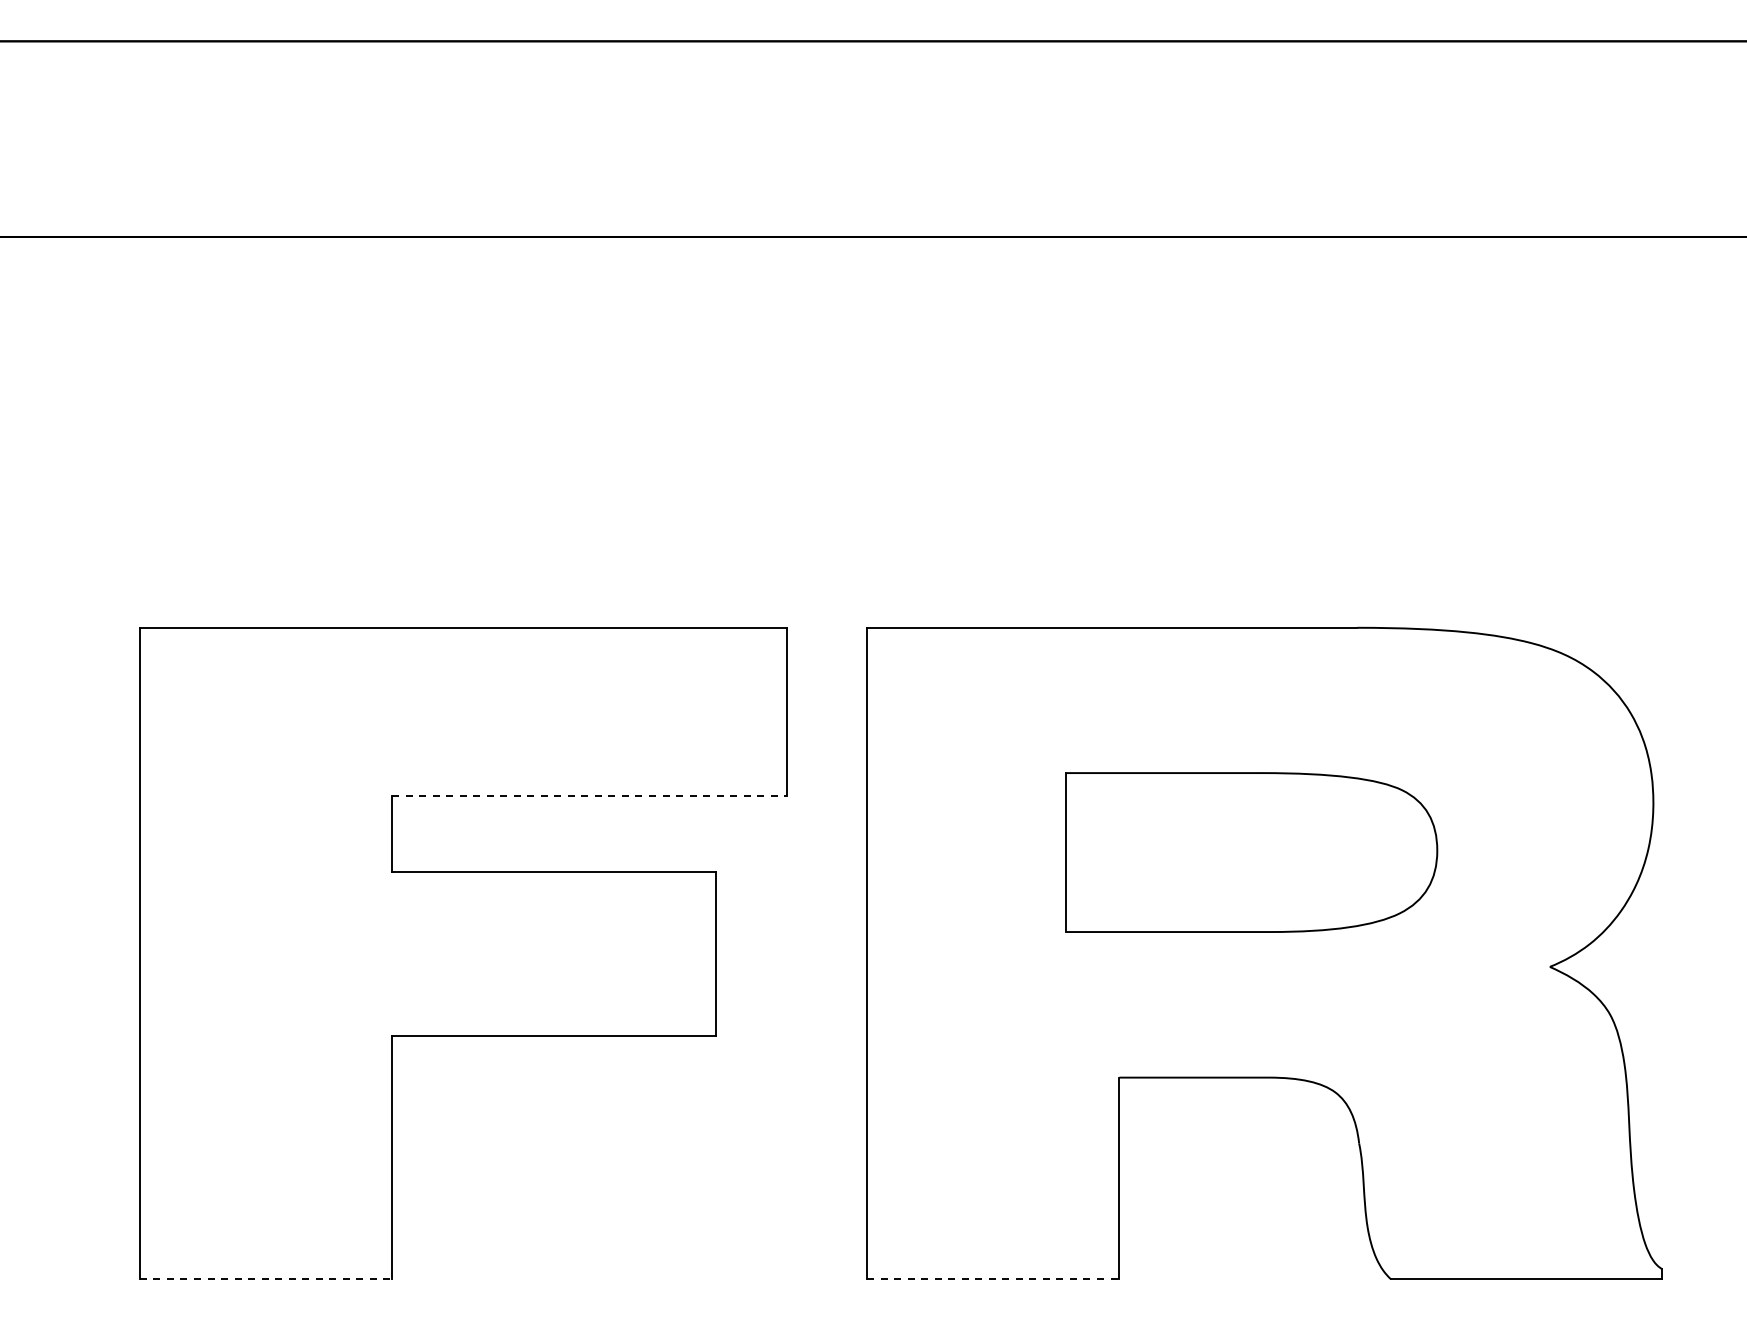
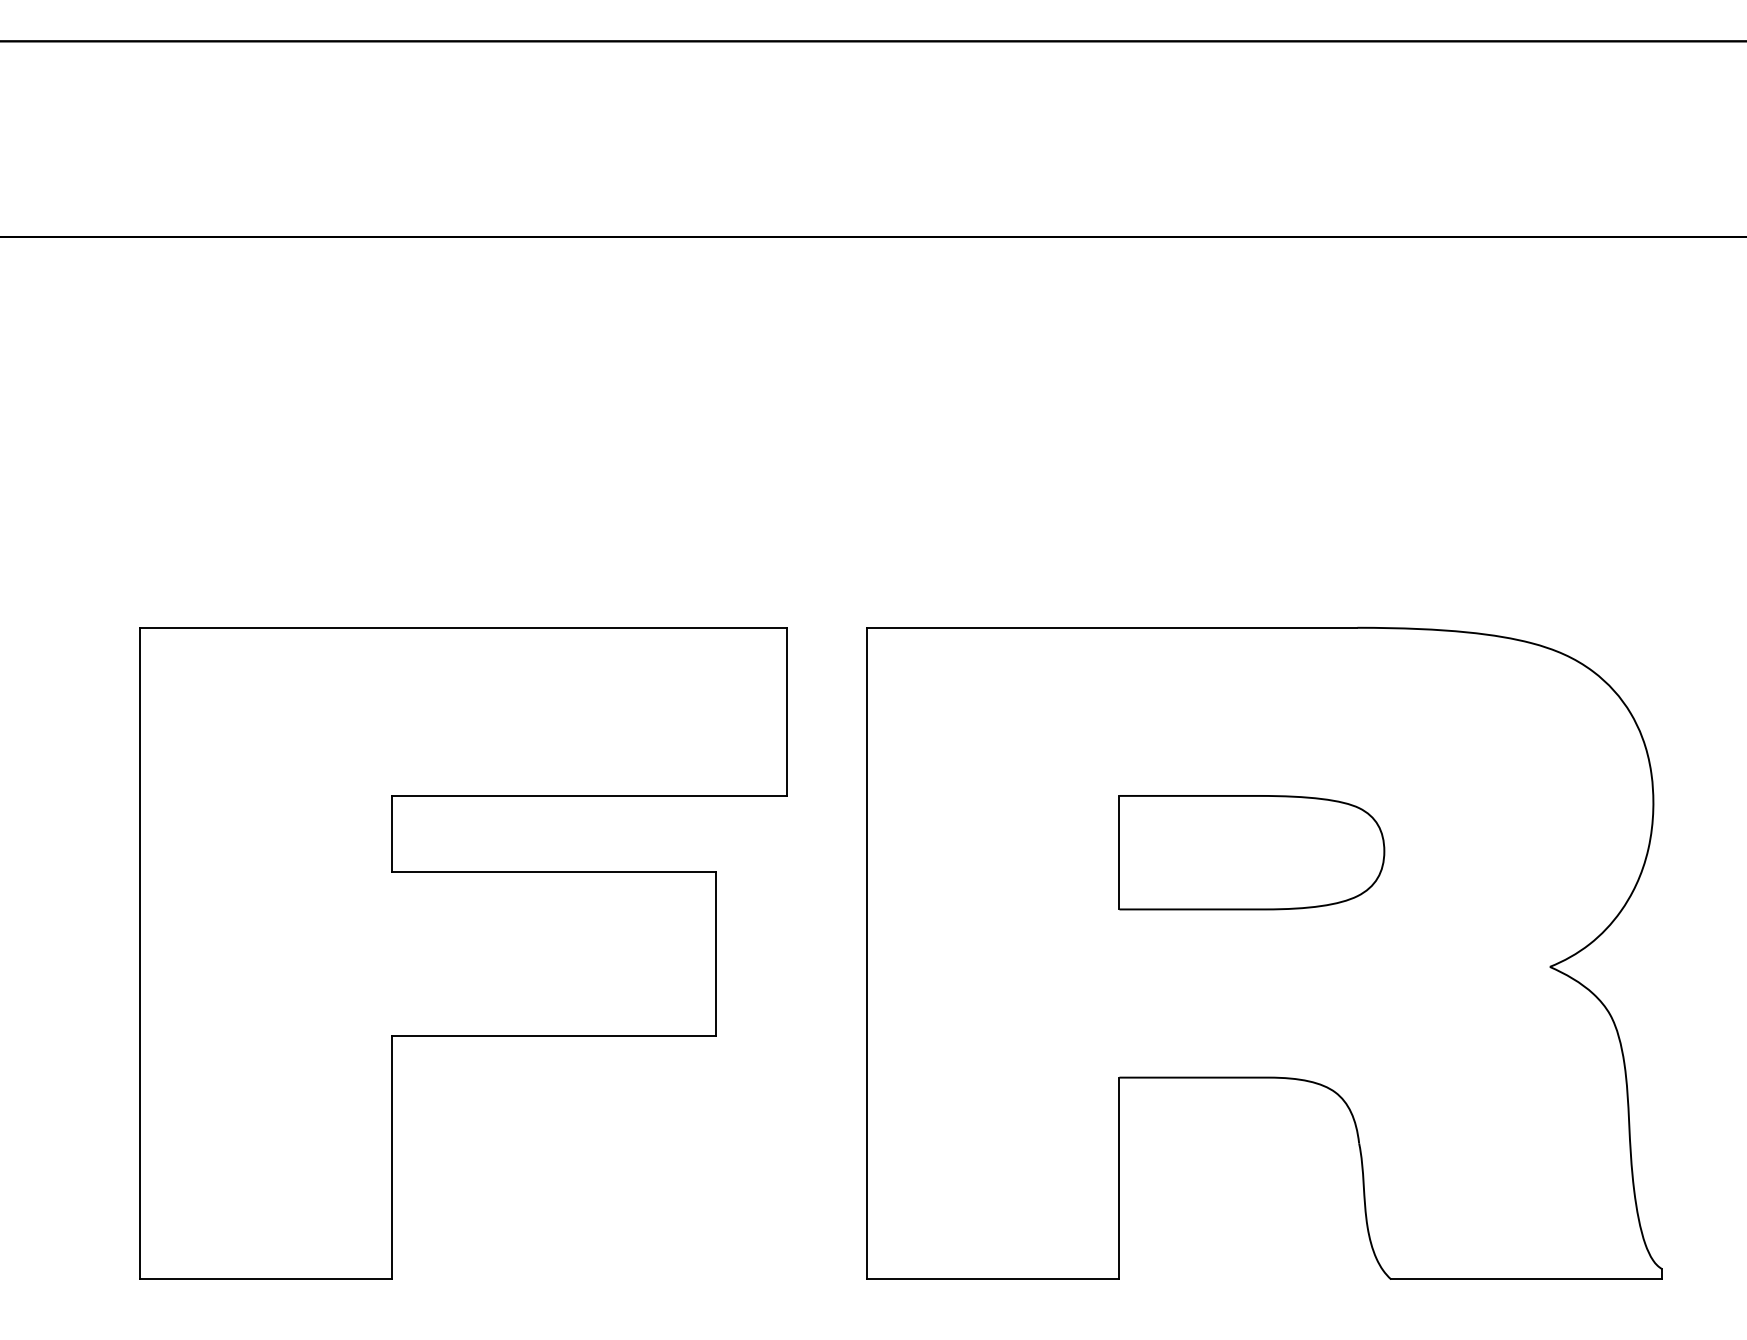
line: dashed -> solid (589, 795)
part size: 374x161 px -> 268x116 px (1251, 852)
line: dashed -> solid (266, 1279)
line: dashed -> solid (993, 1279)
